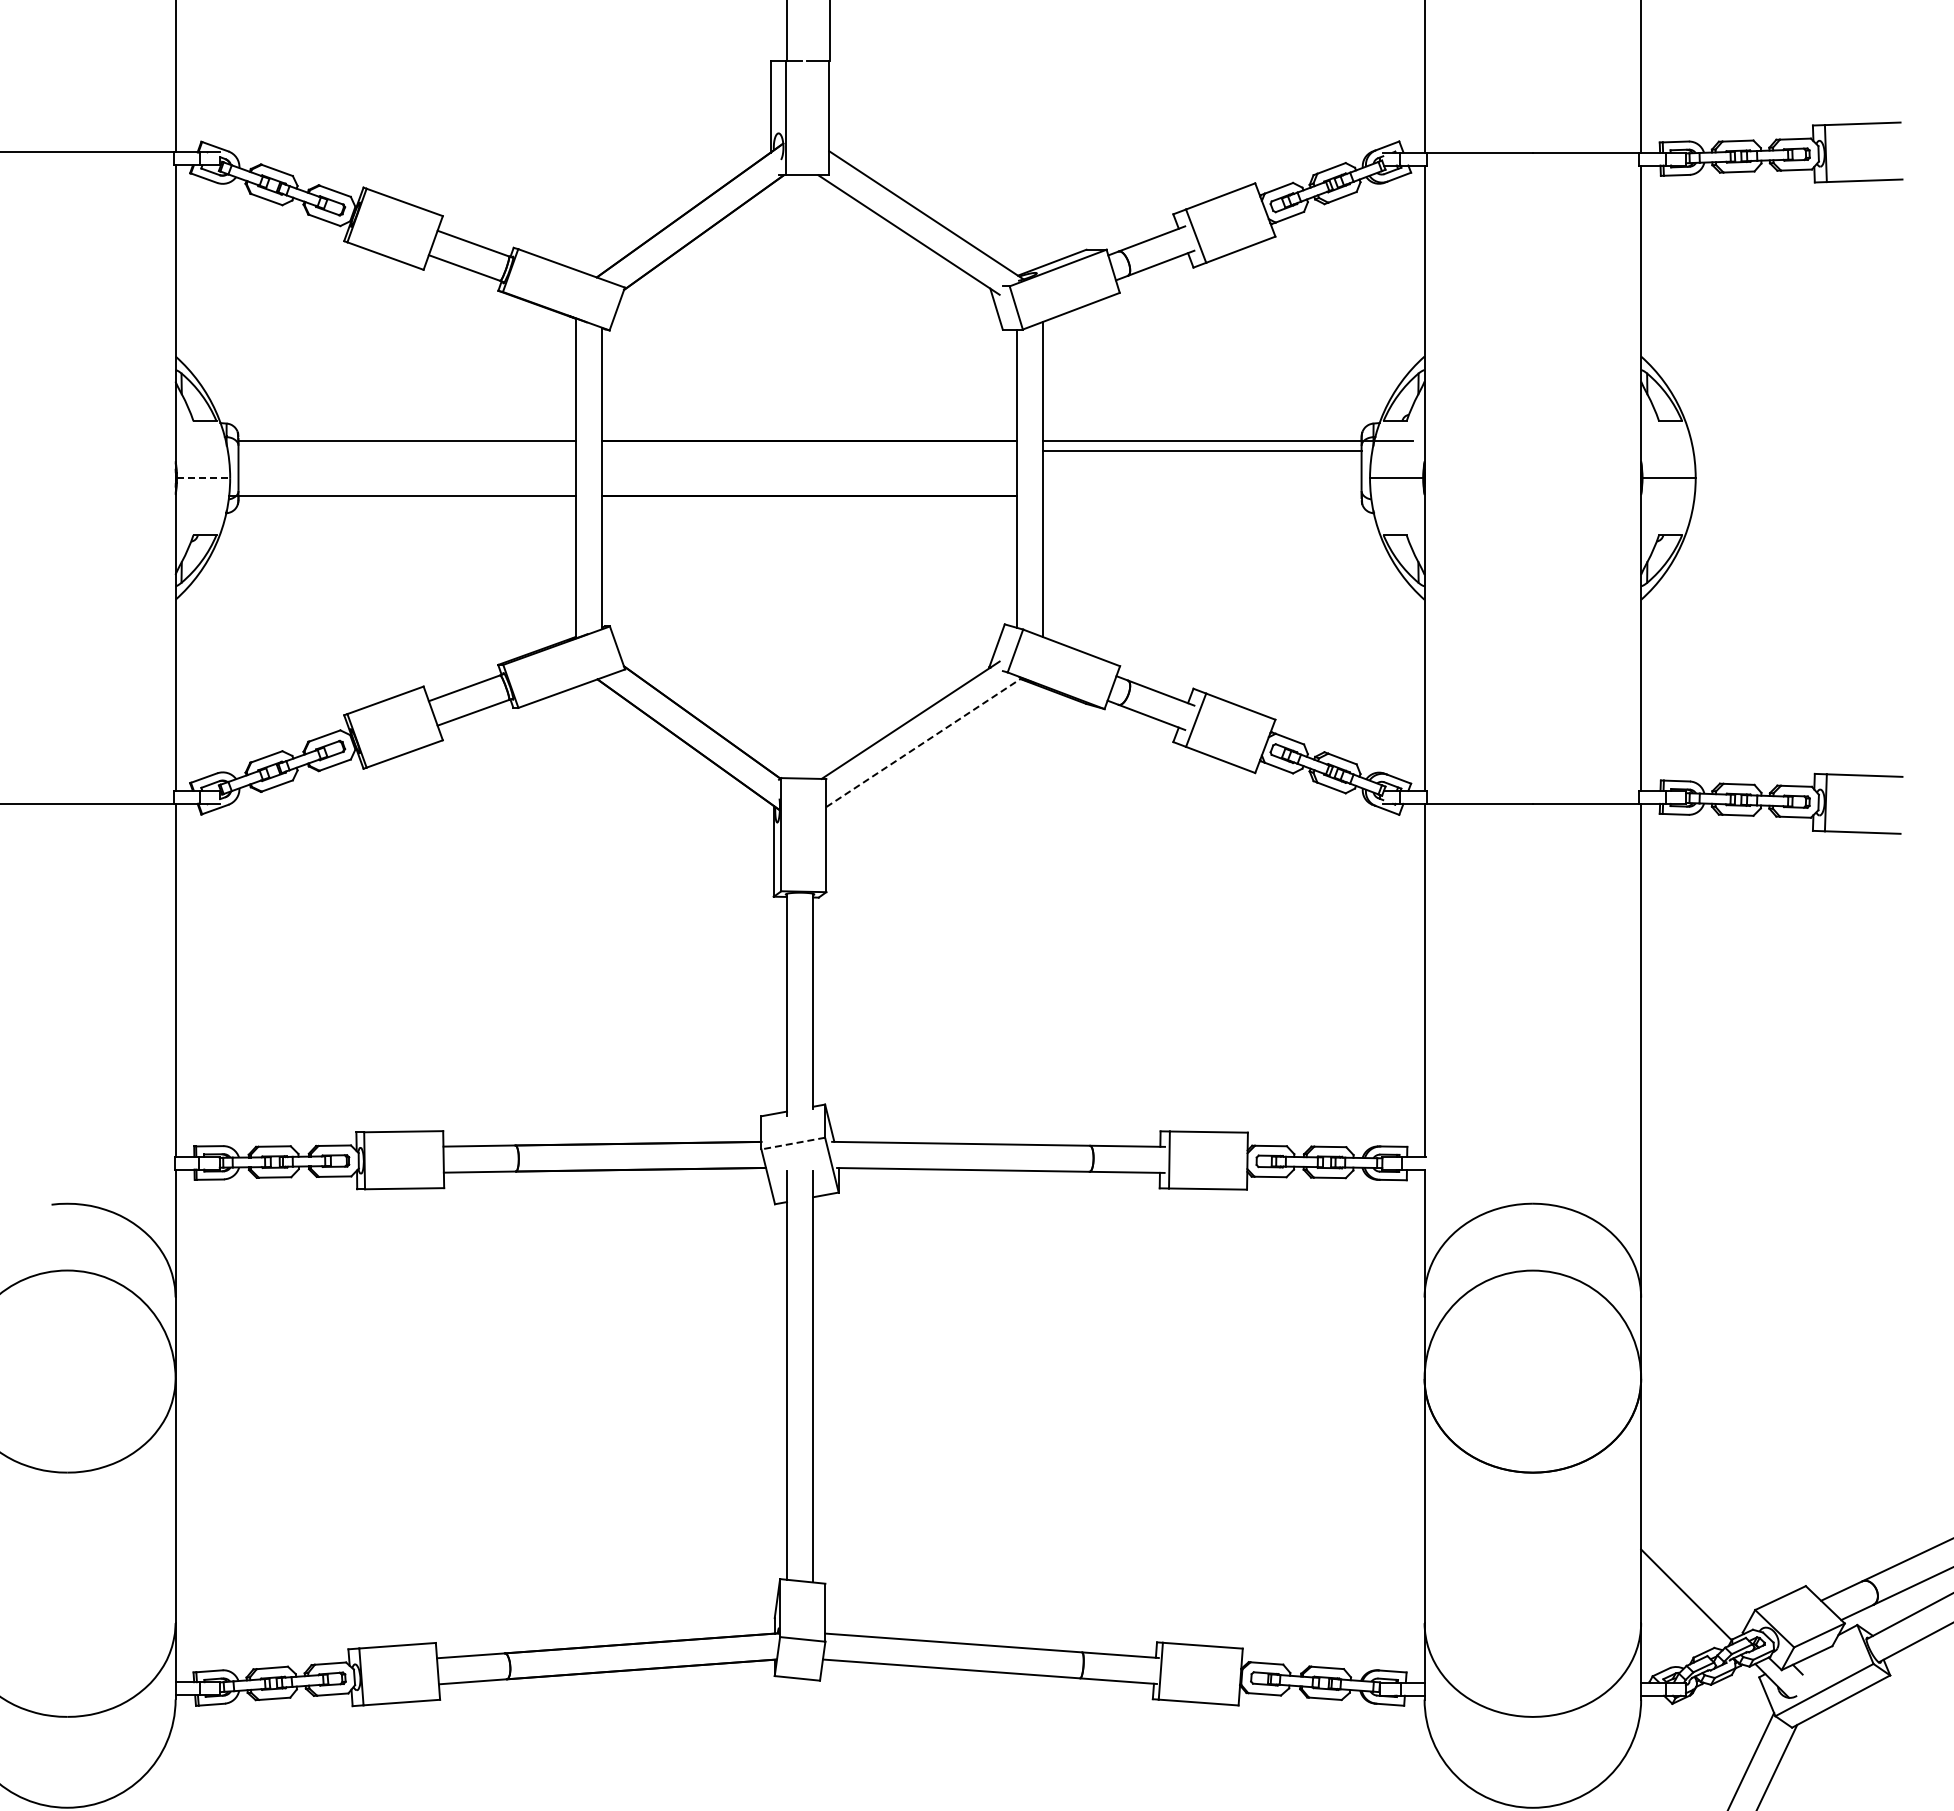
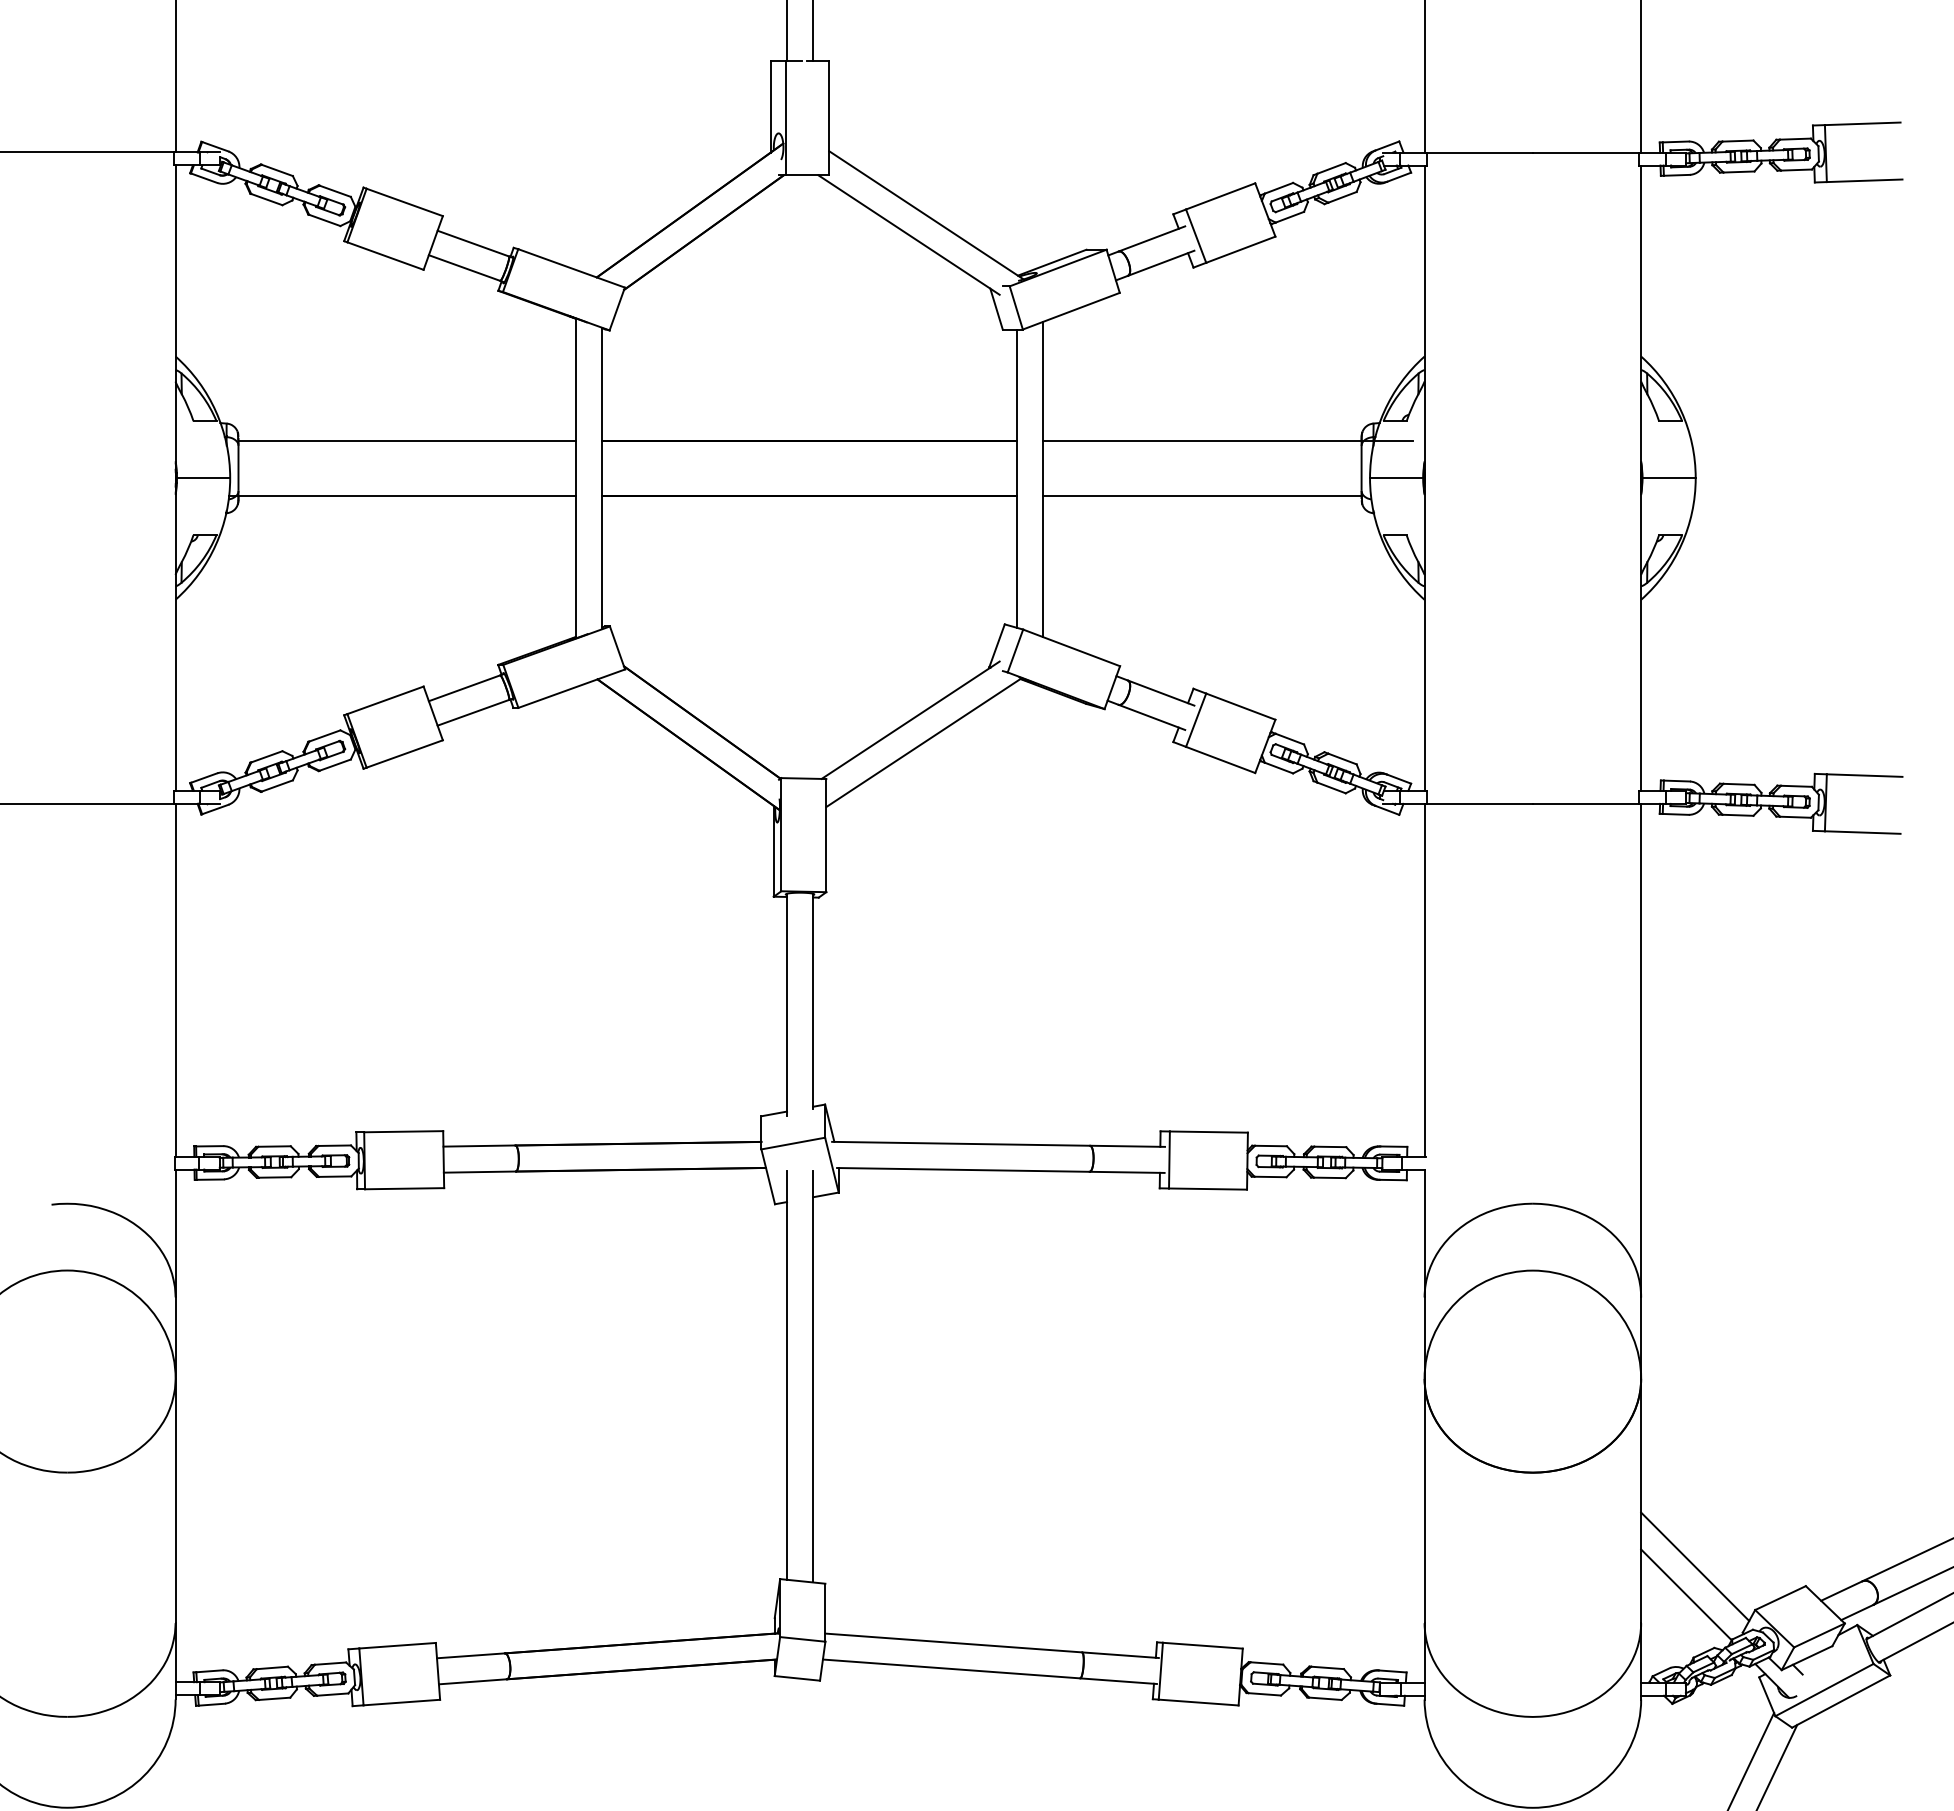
line position: (830, 31) -> (813, 31) (813, 31)
line position: (1201, 450) -> (1201, 495) (1201, 495)
line: dashed -> solid (203, 478)
line: dashed -> solid (924, 742)
line: dashed -> solid (792, 1143)
line: none -> present (1695, 1566)
